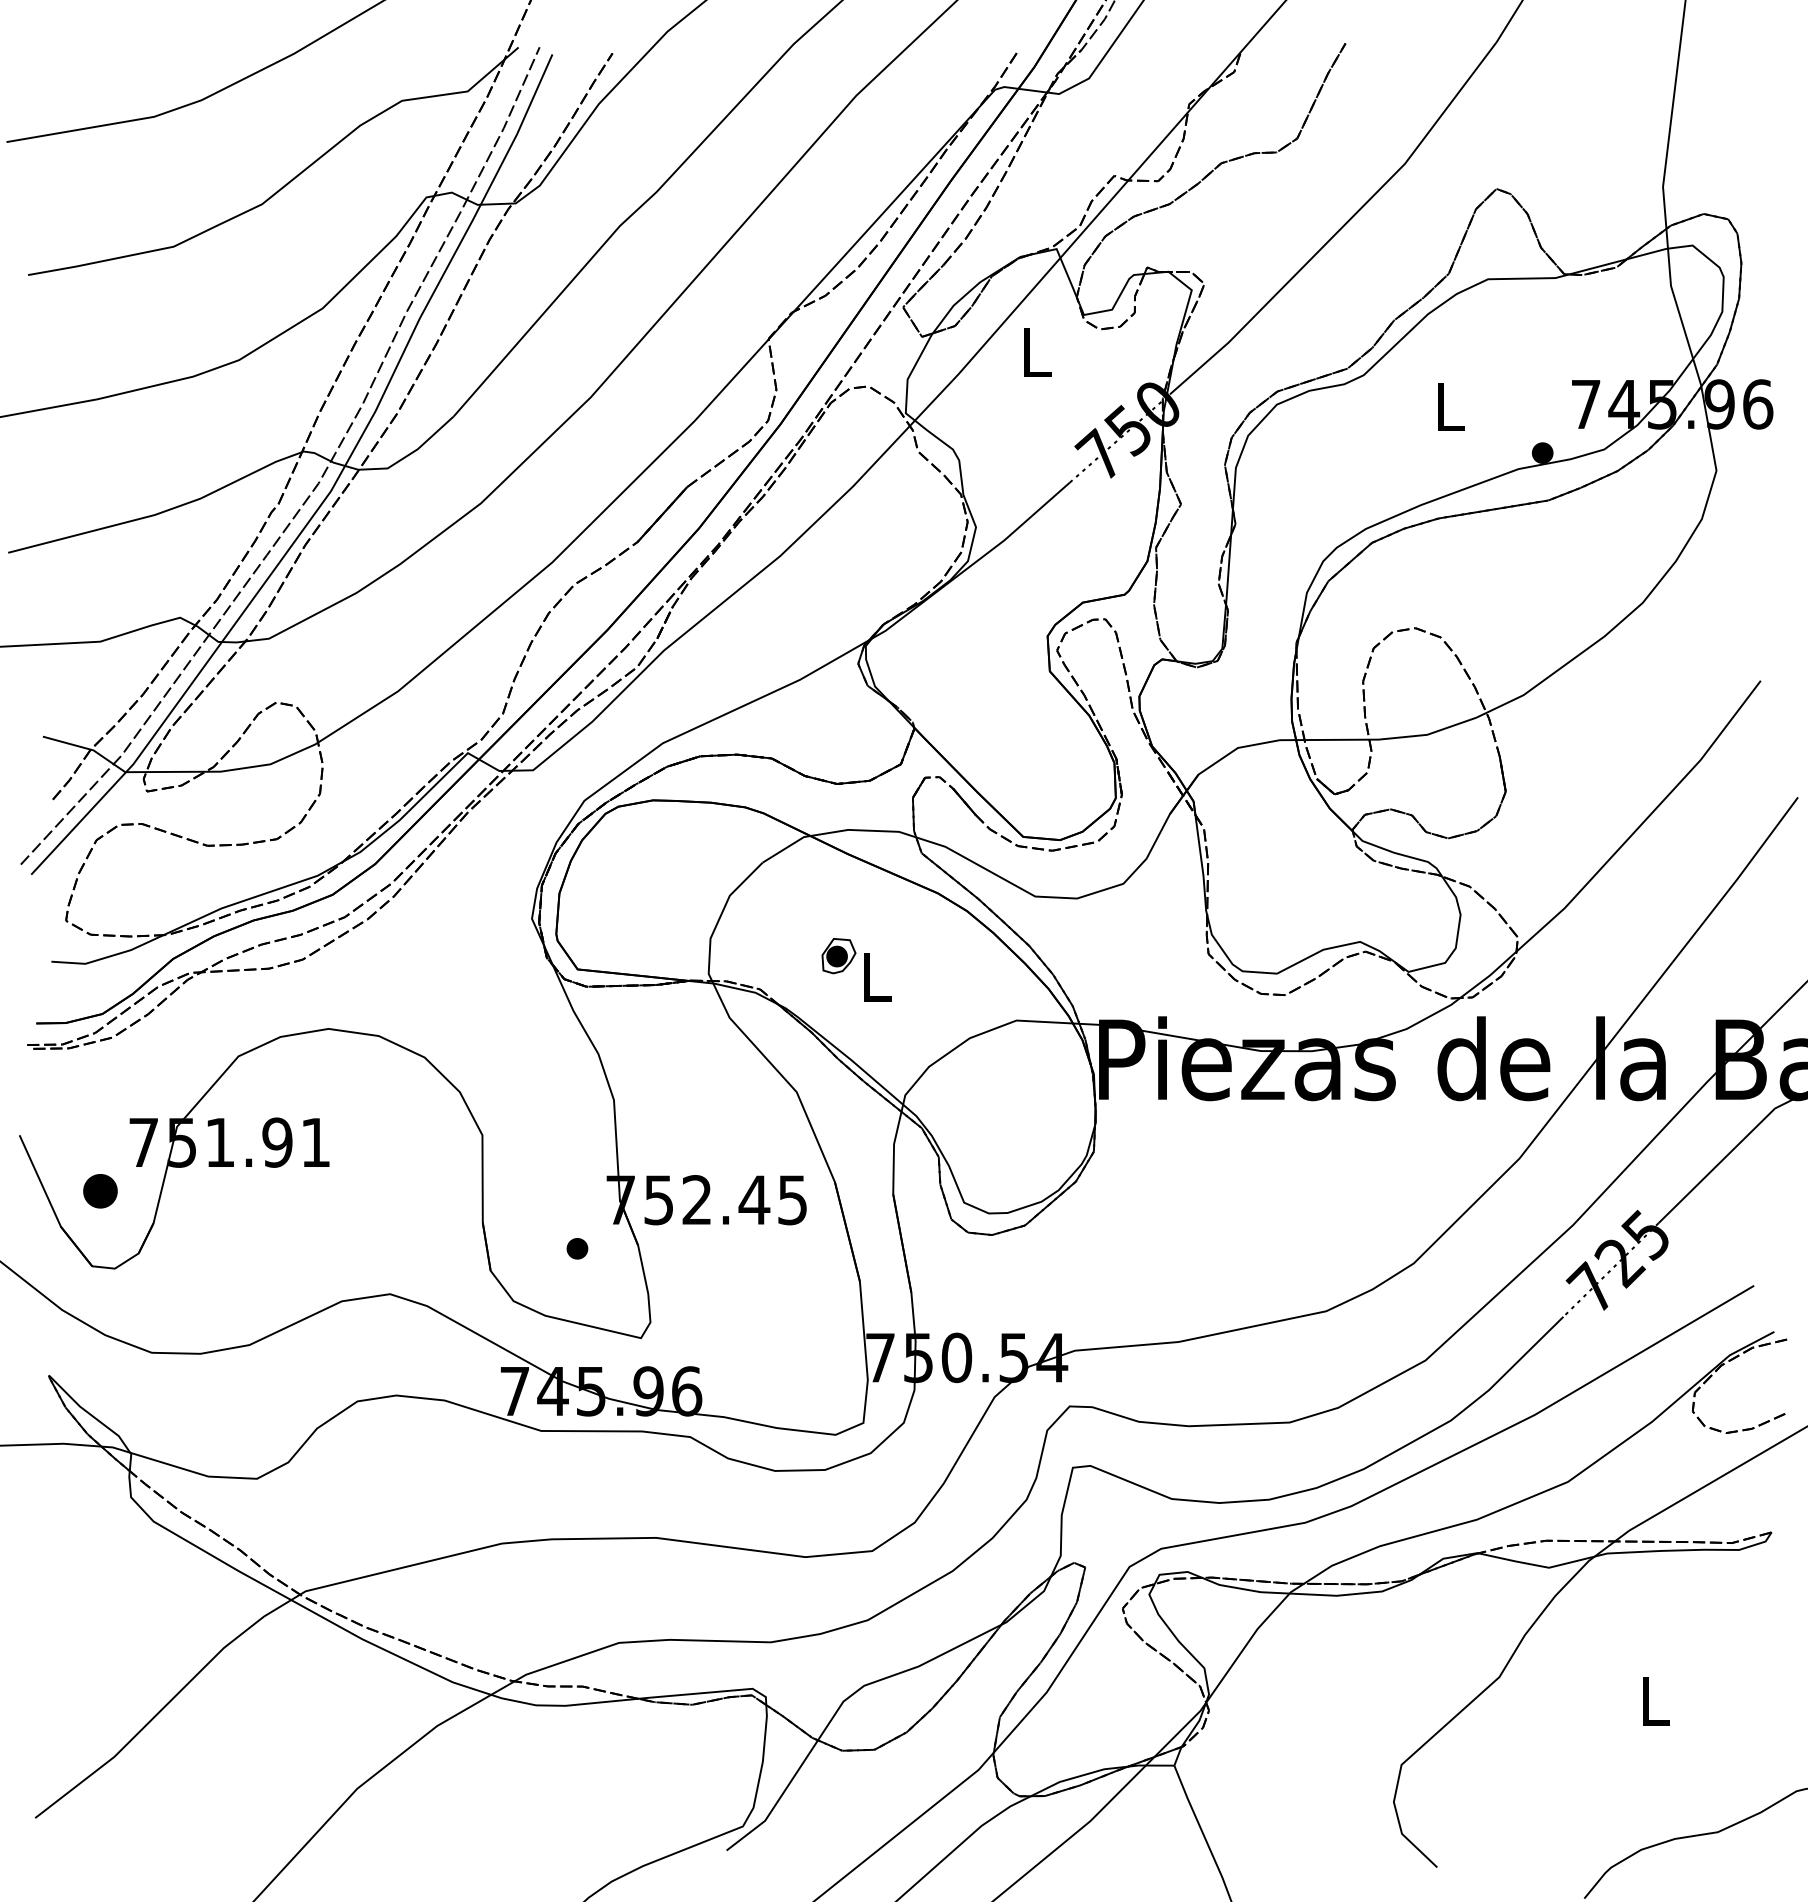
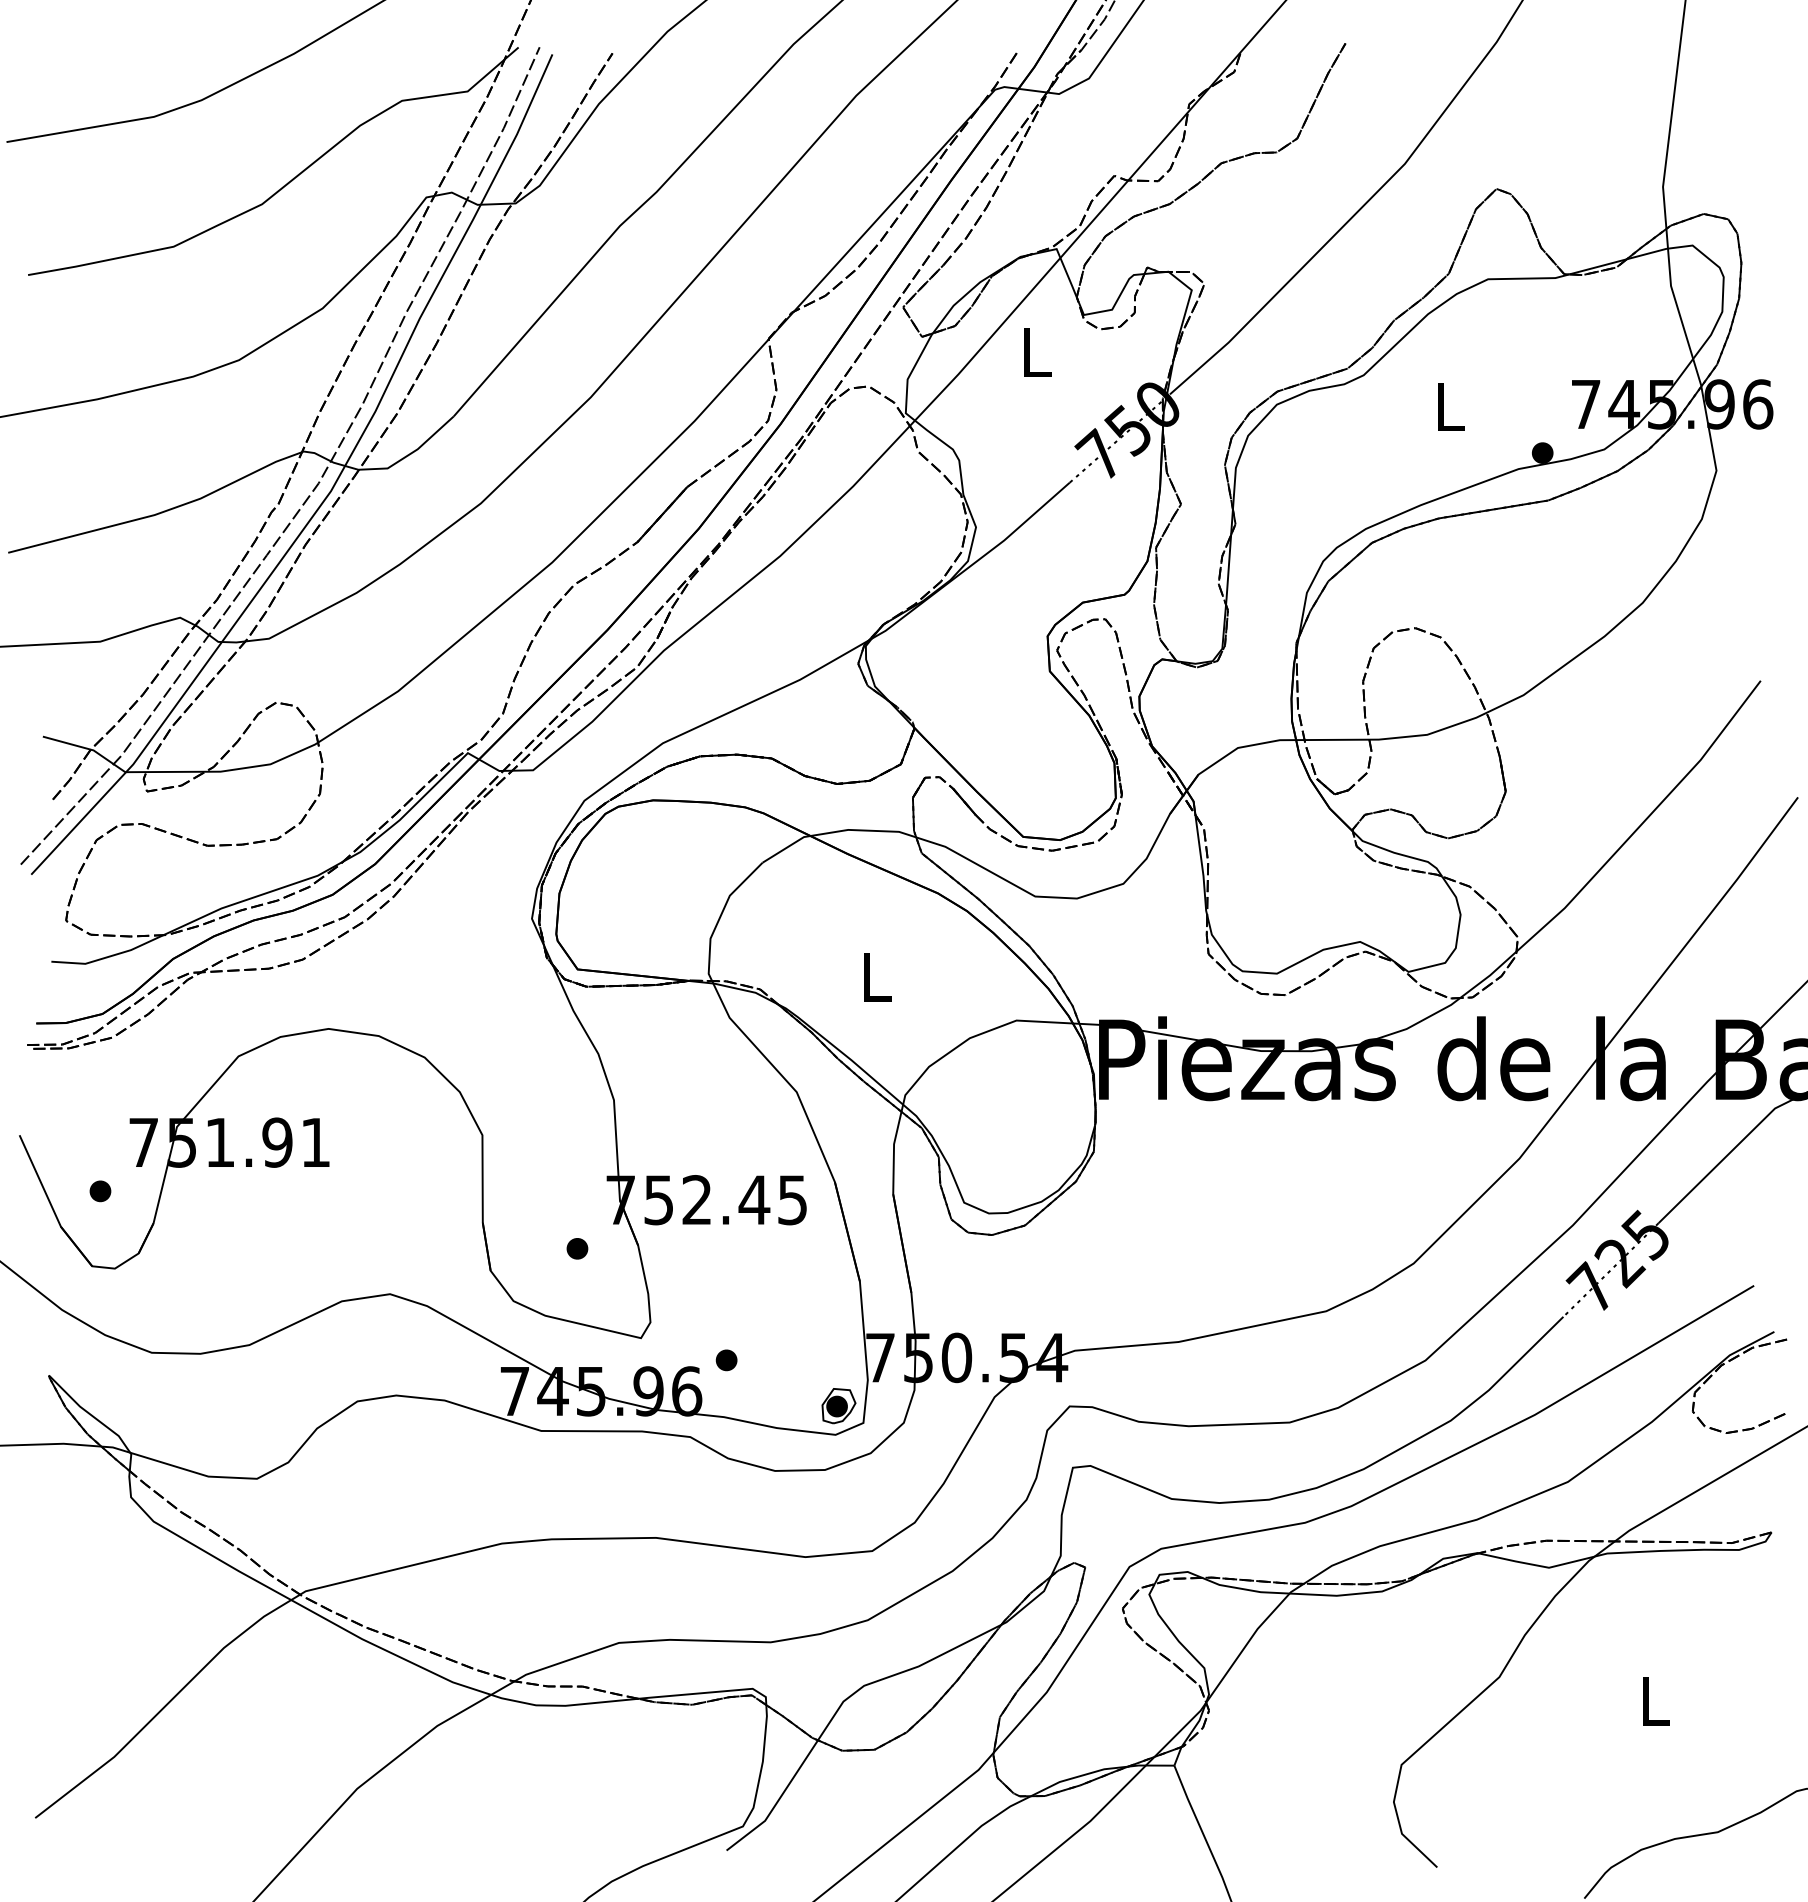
part position: (838, 956) -> (838, 1406) (838, 1406)
part size: 35x35 px -> 23x23 px (100, 1191)
part: none -> present (726, 1360)
